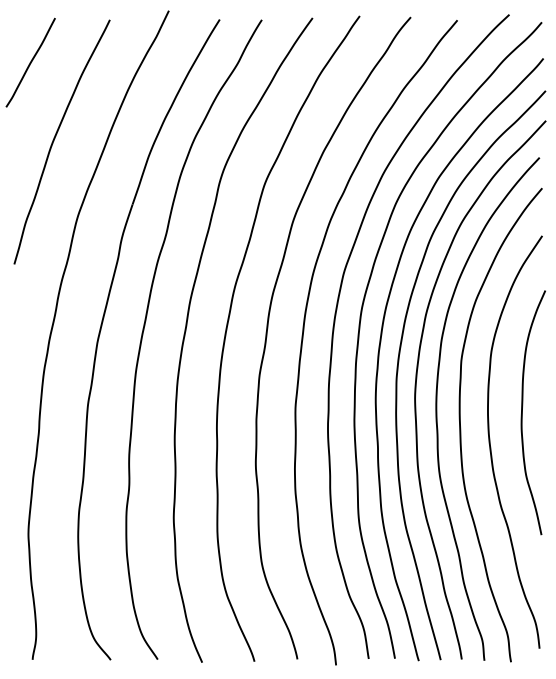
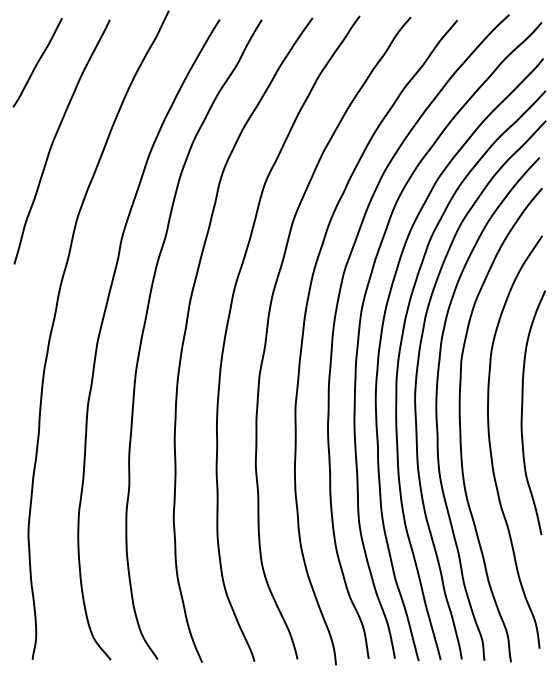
line position: (30, 62) -> (37, 62) (37, 62)
